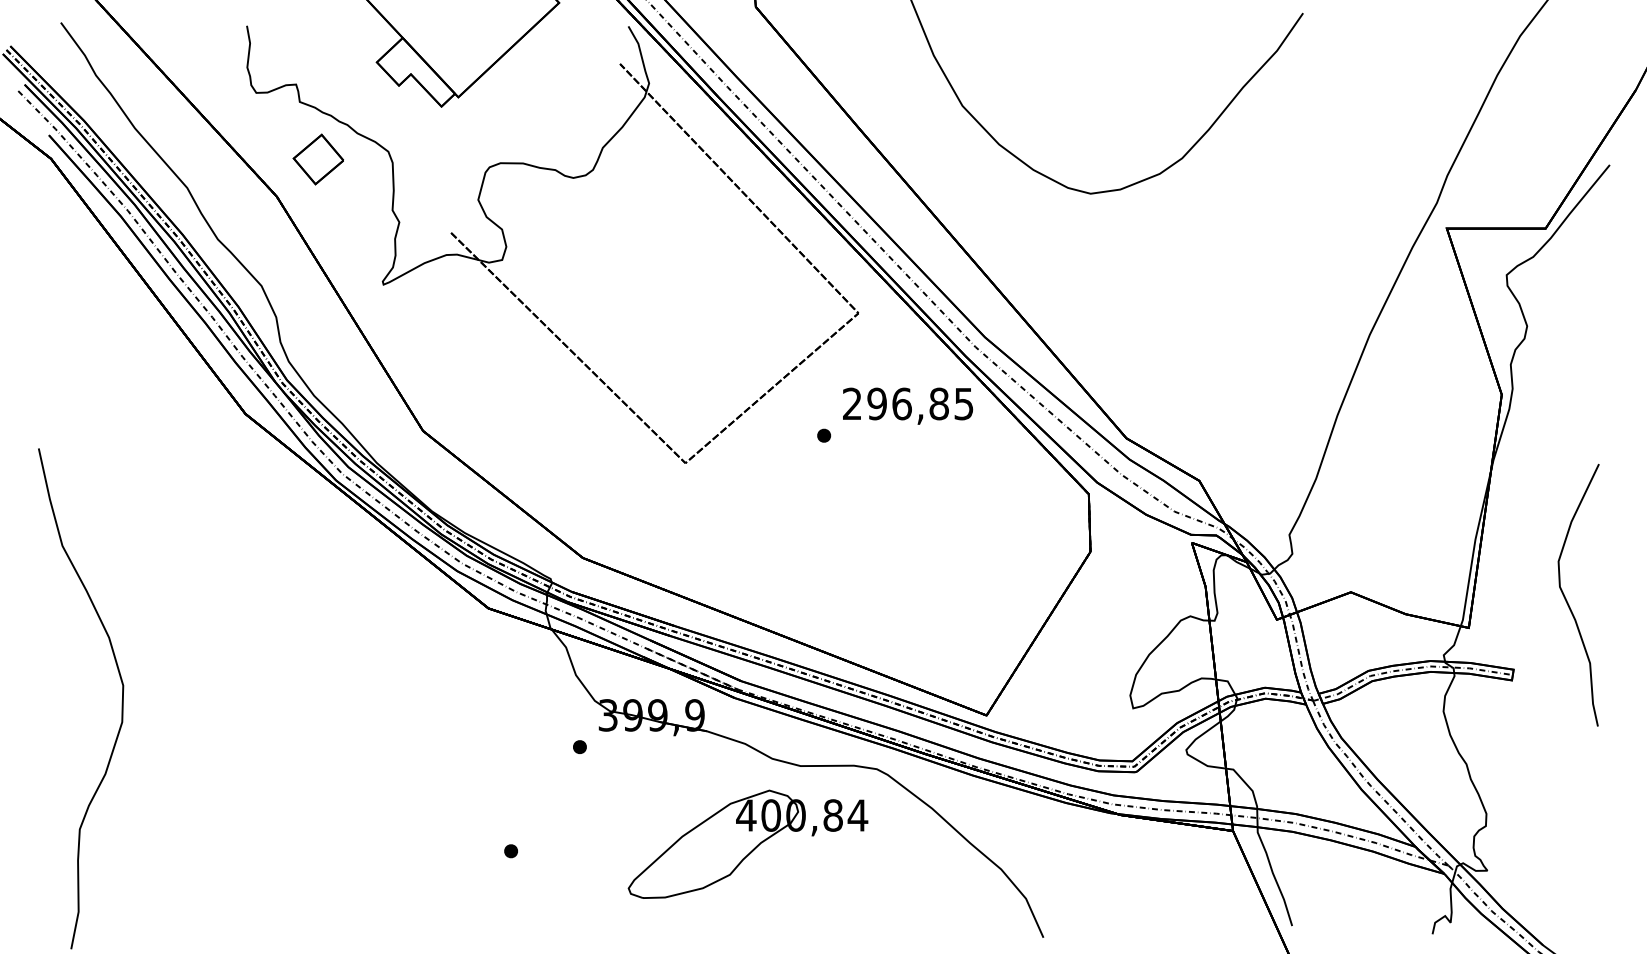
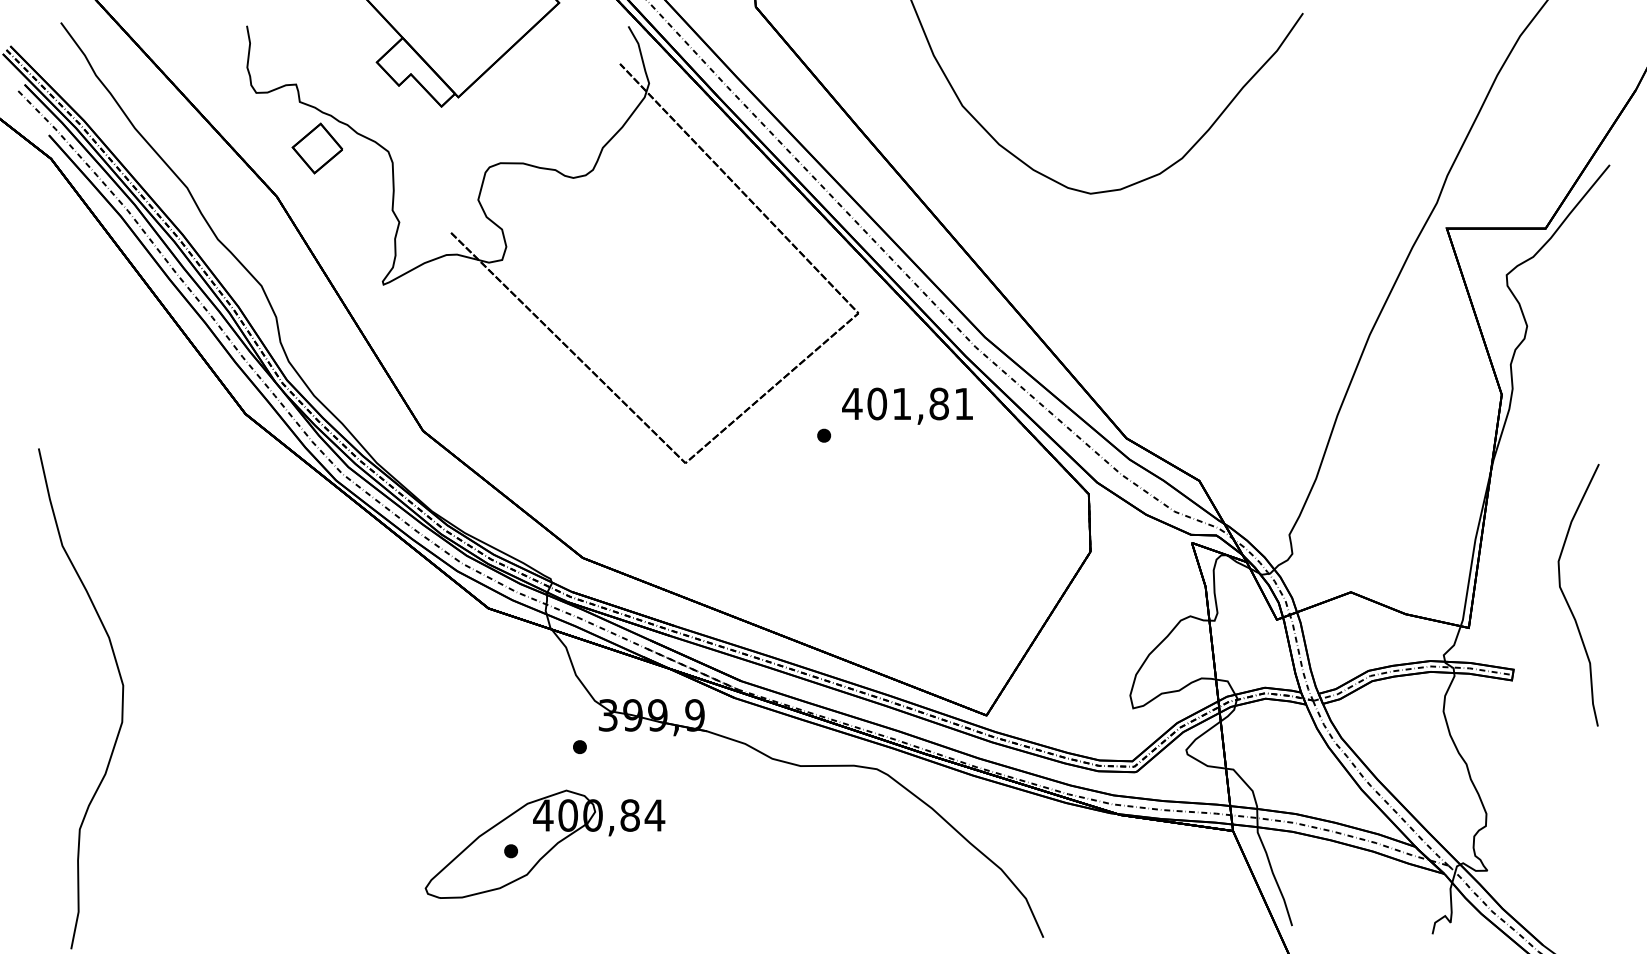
part position: (317, 159) -> (316, 148) (316, 148)
text: 296,85 -> 401,81 (907, 403)
part position: (747, 843) -> (544, 843) (544, 843)
